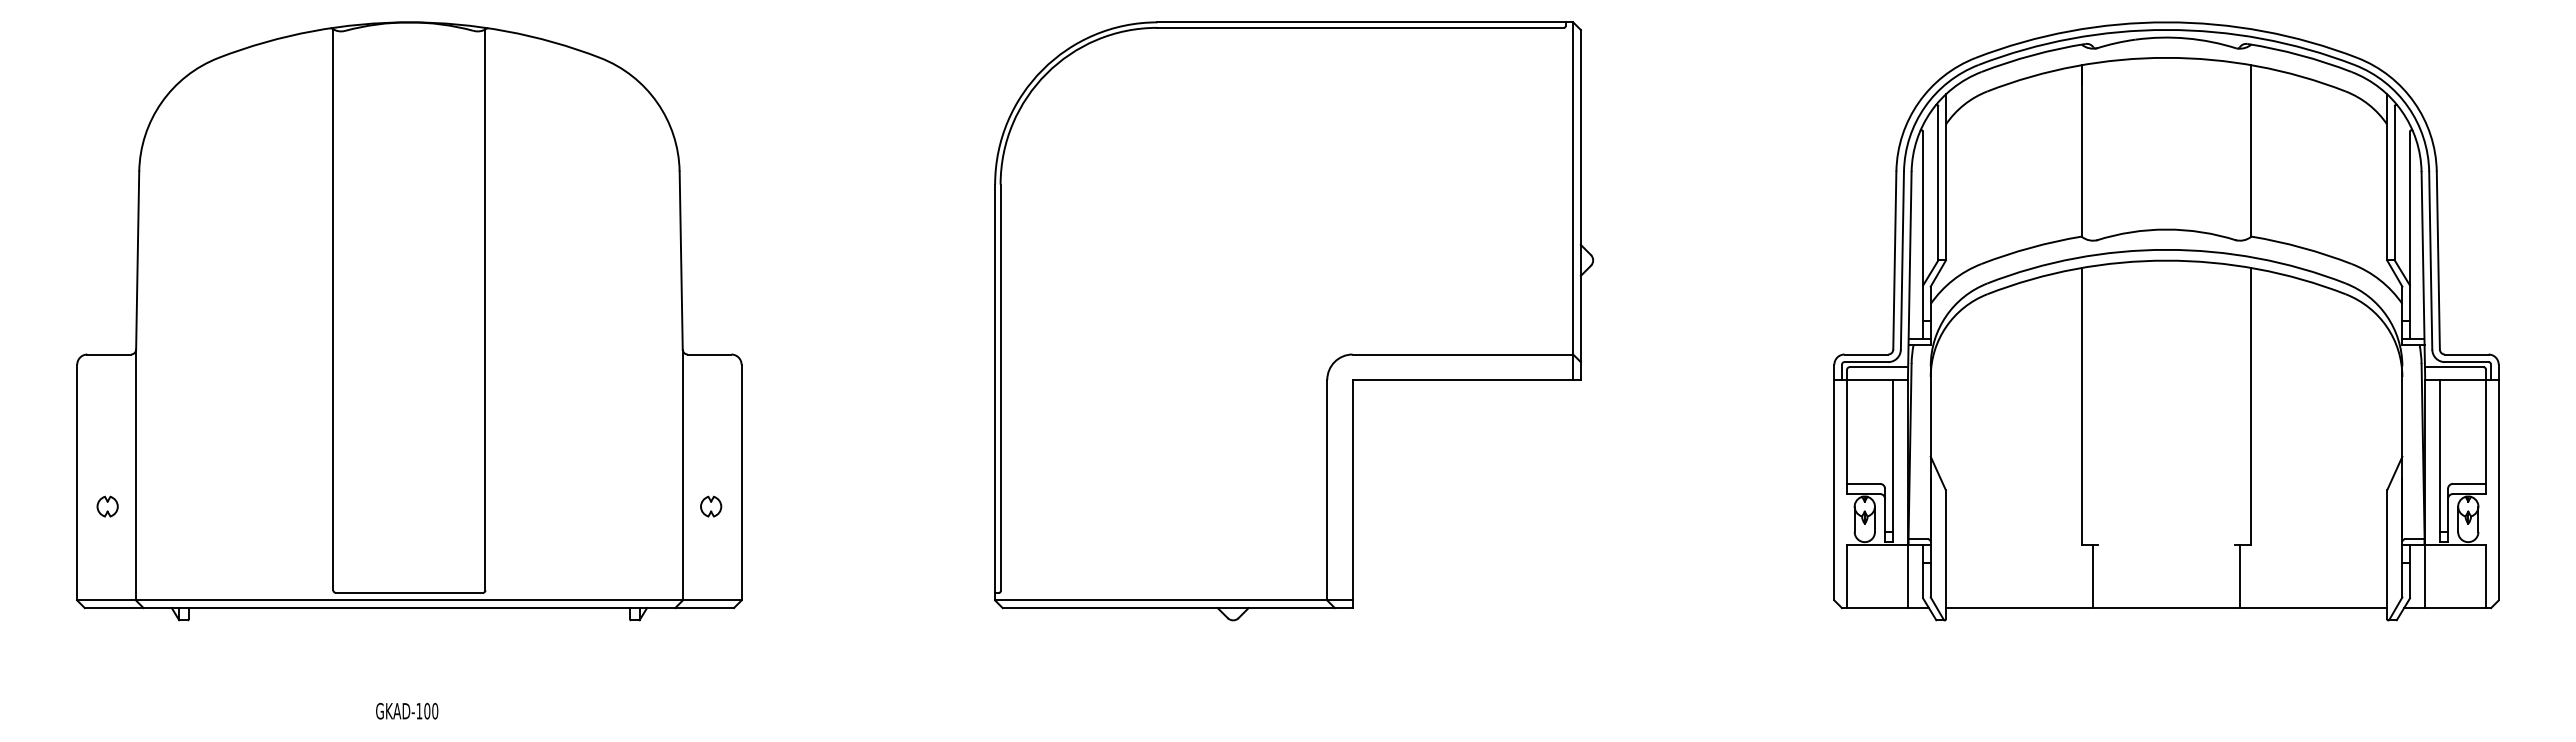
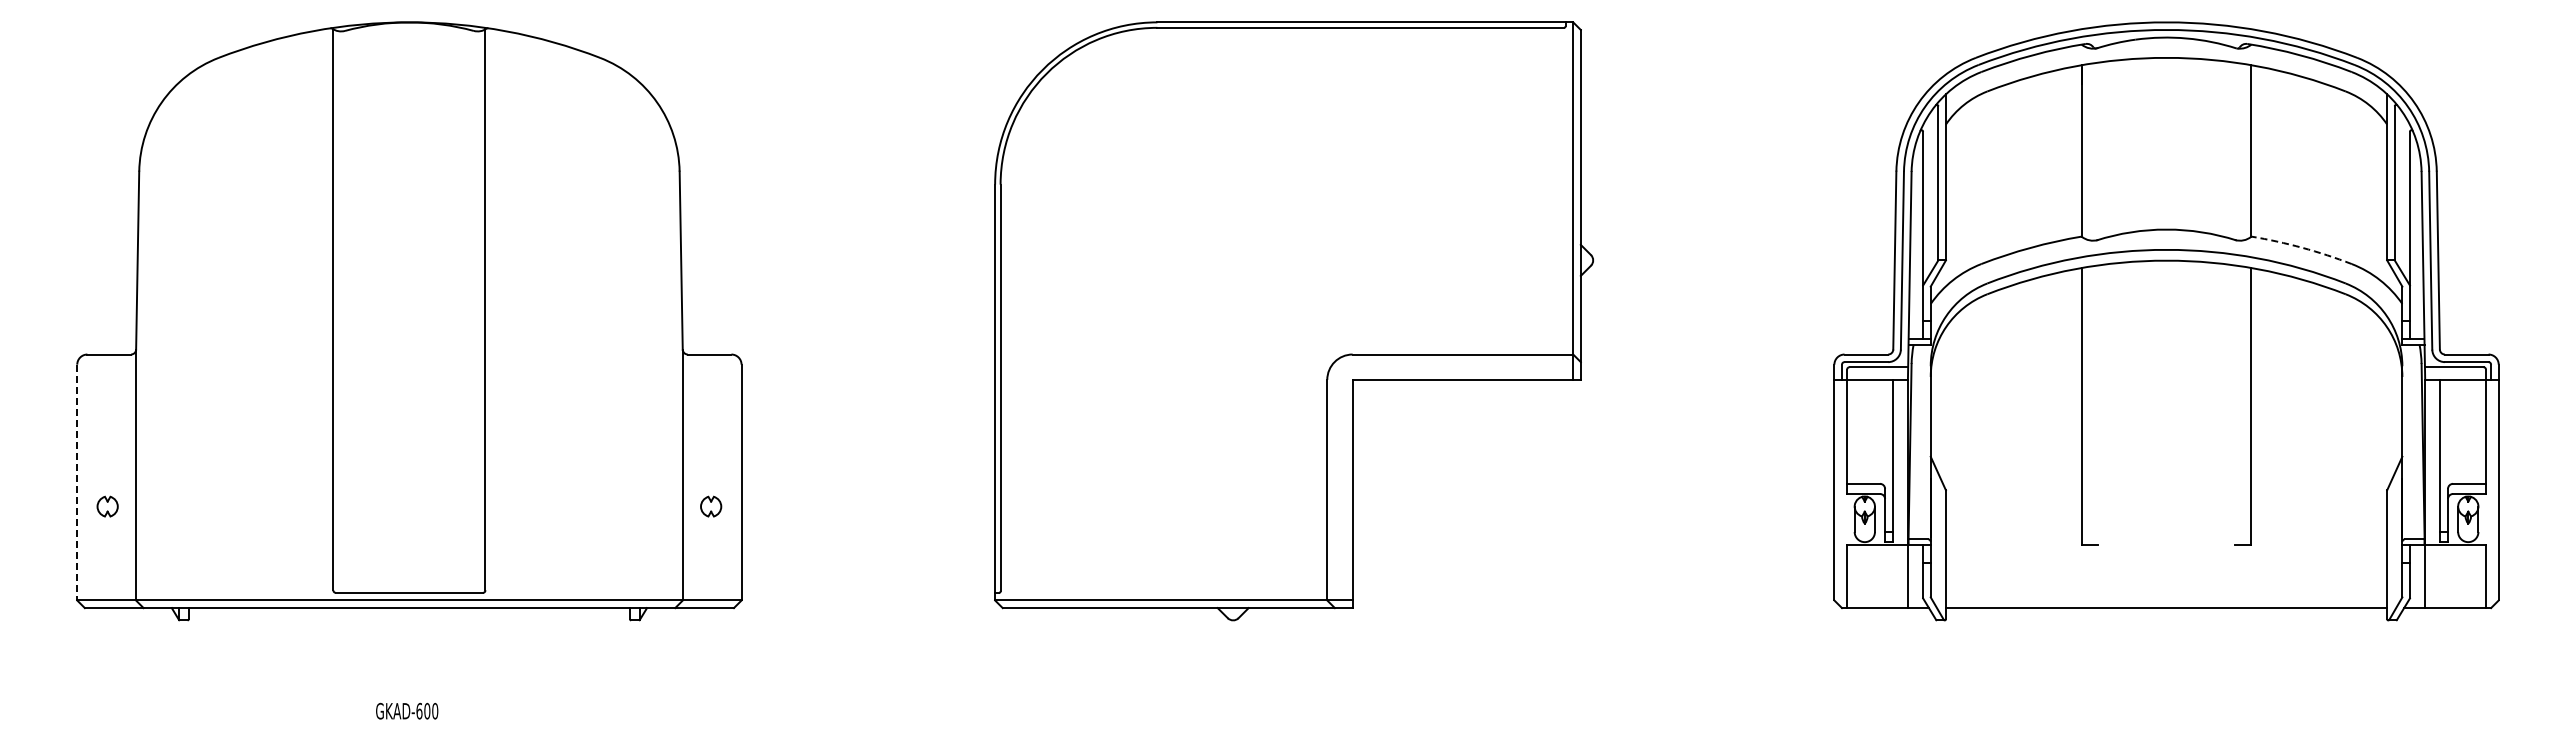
arc: solid -> dashed (2302, 247)
line: solid -> dashed (77, 482)
line: present -> none (2093, 576)
line: present -> none (2240, 576)
text: GKAD-100 -> GKAD-600 (419, 710)
